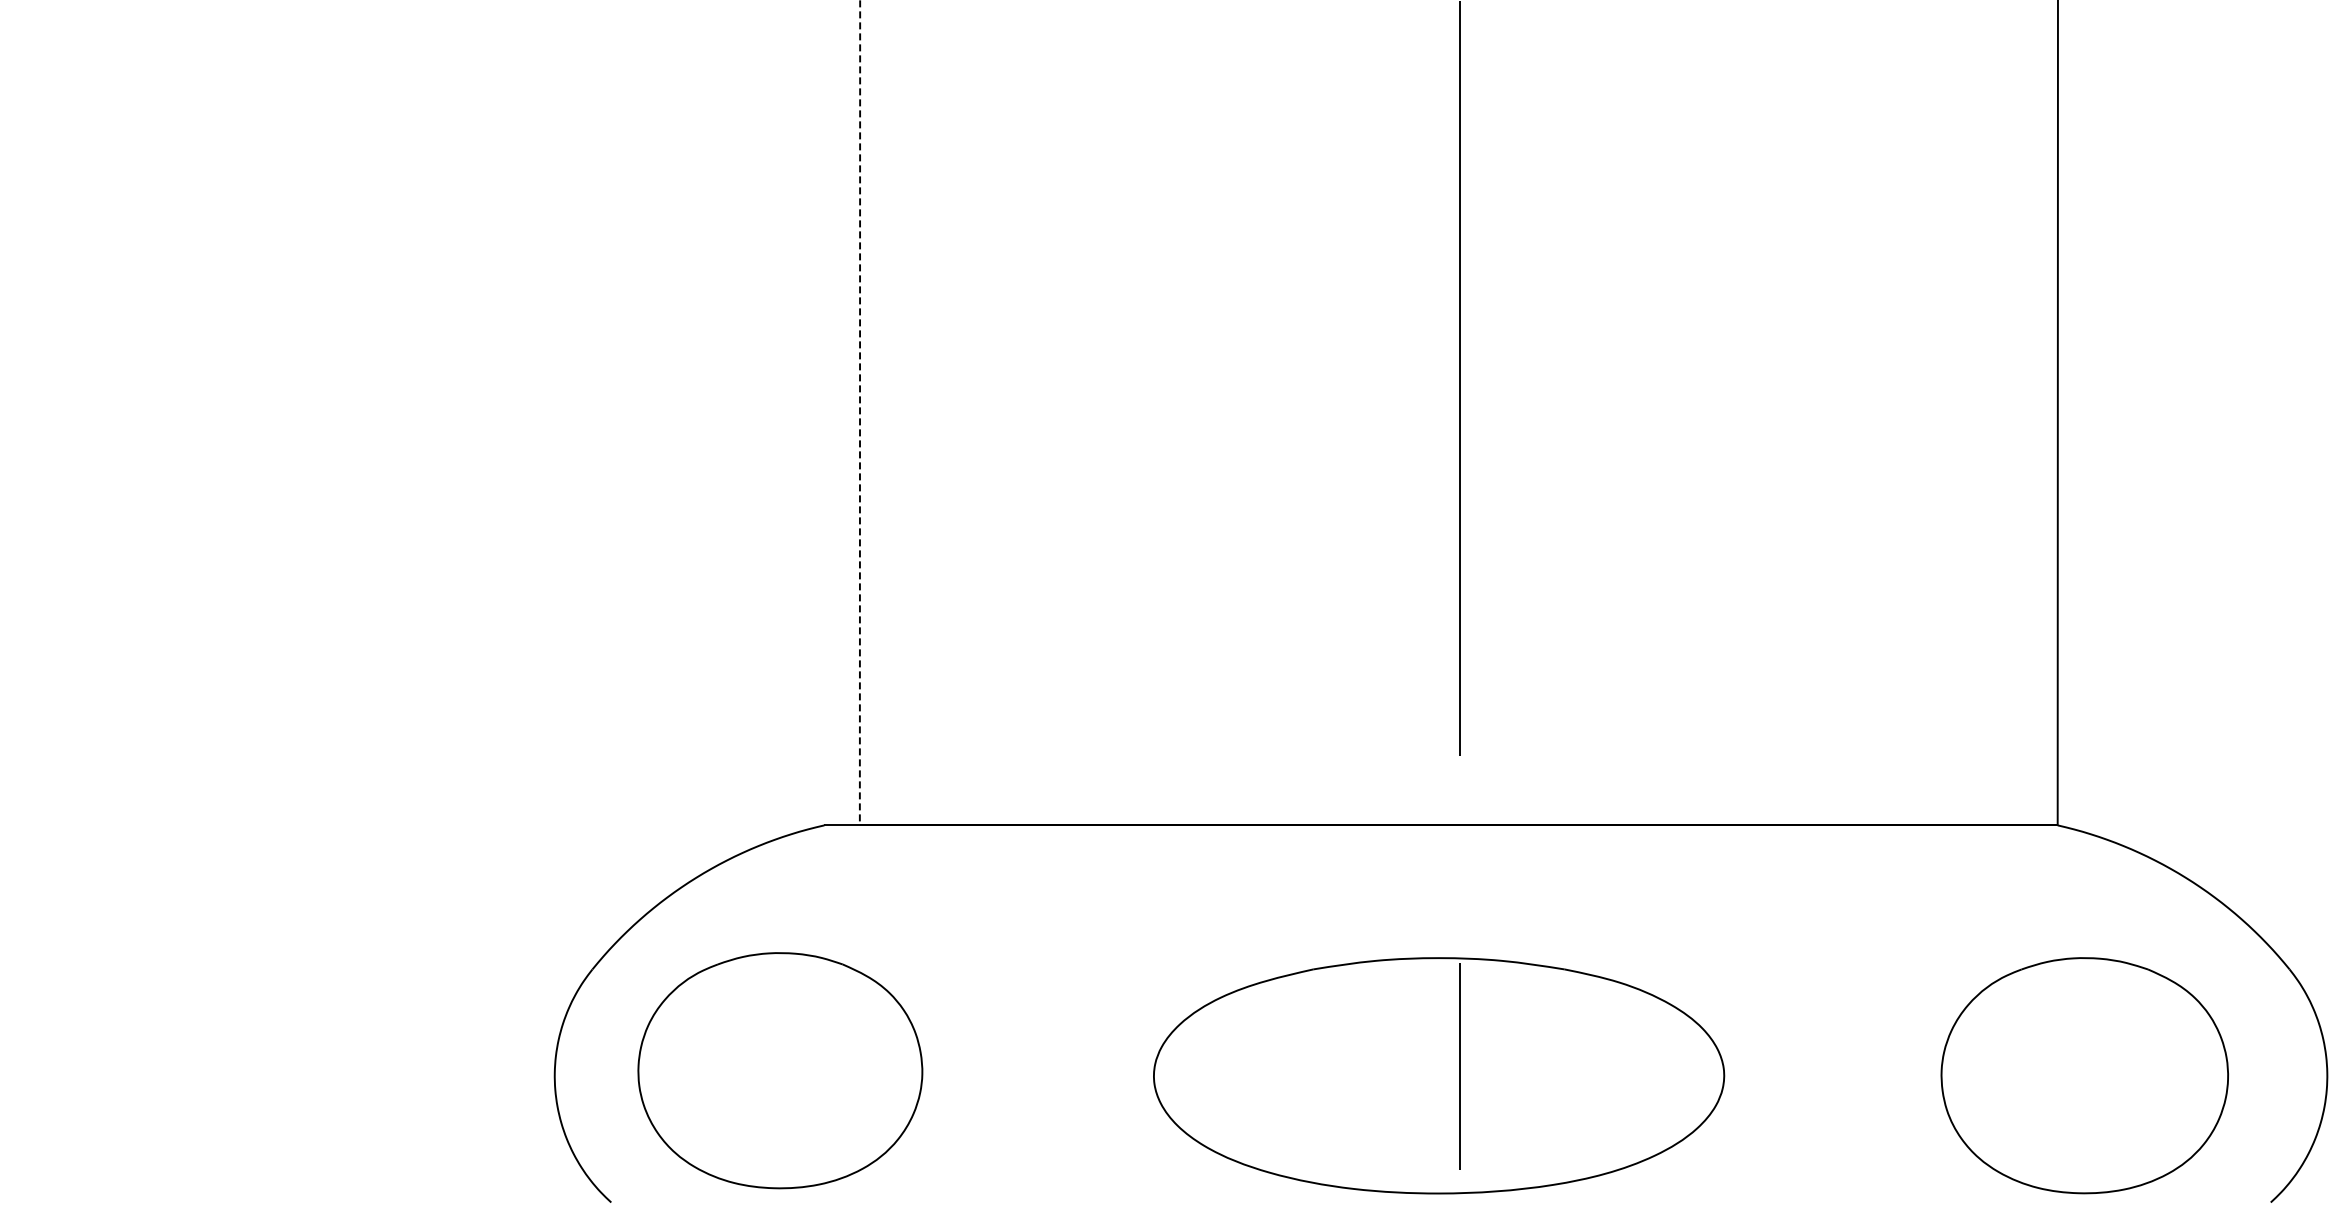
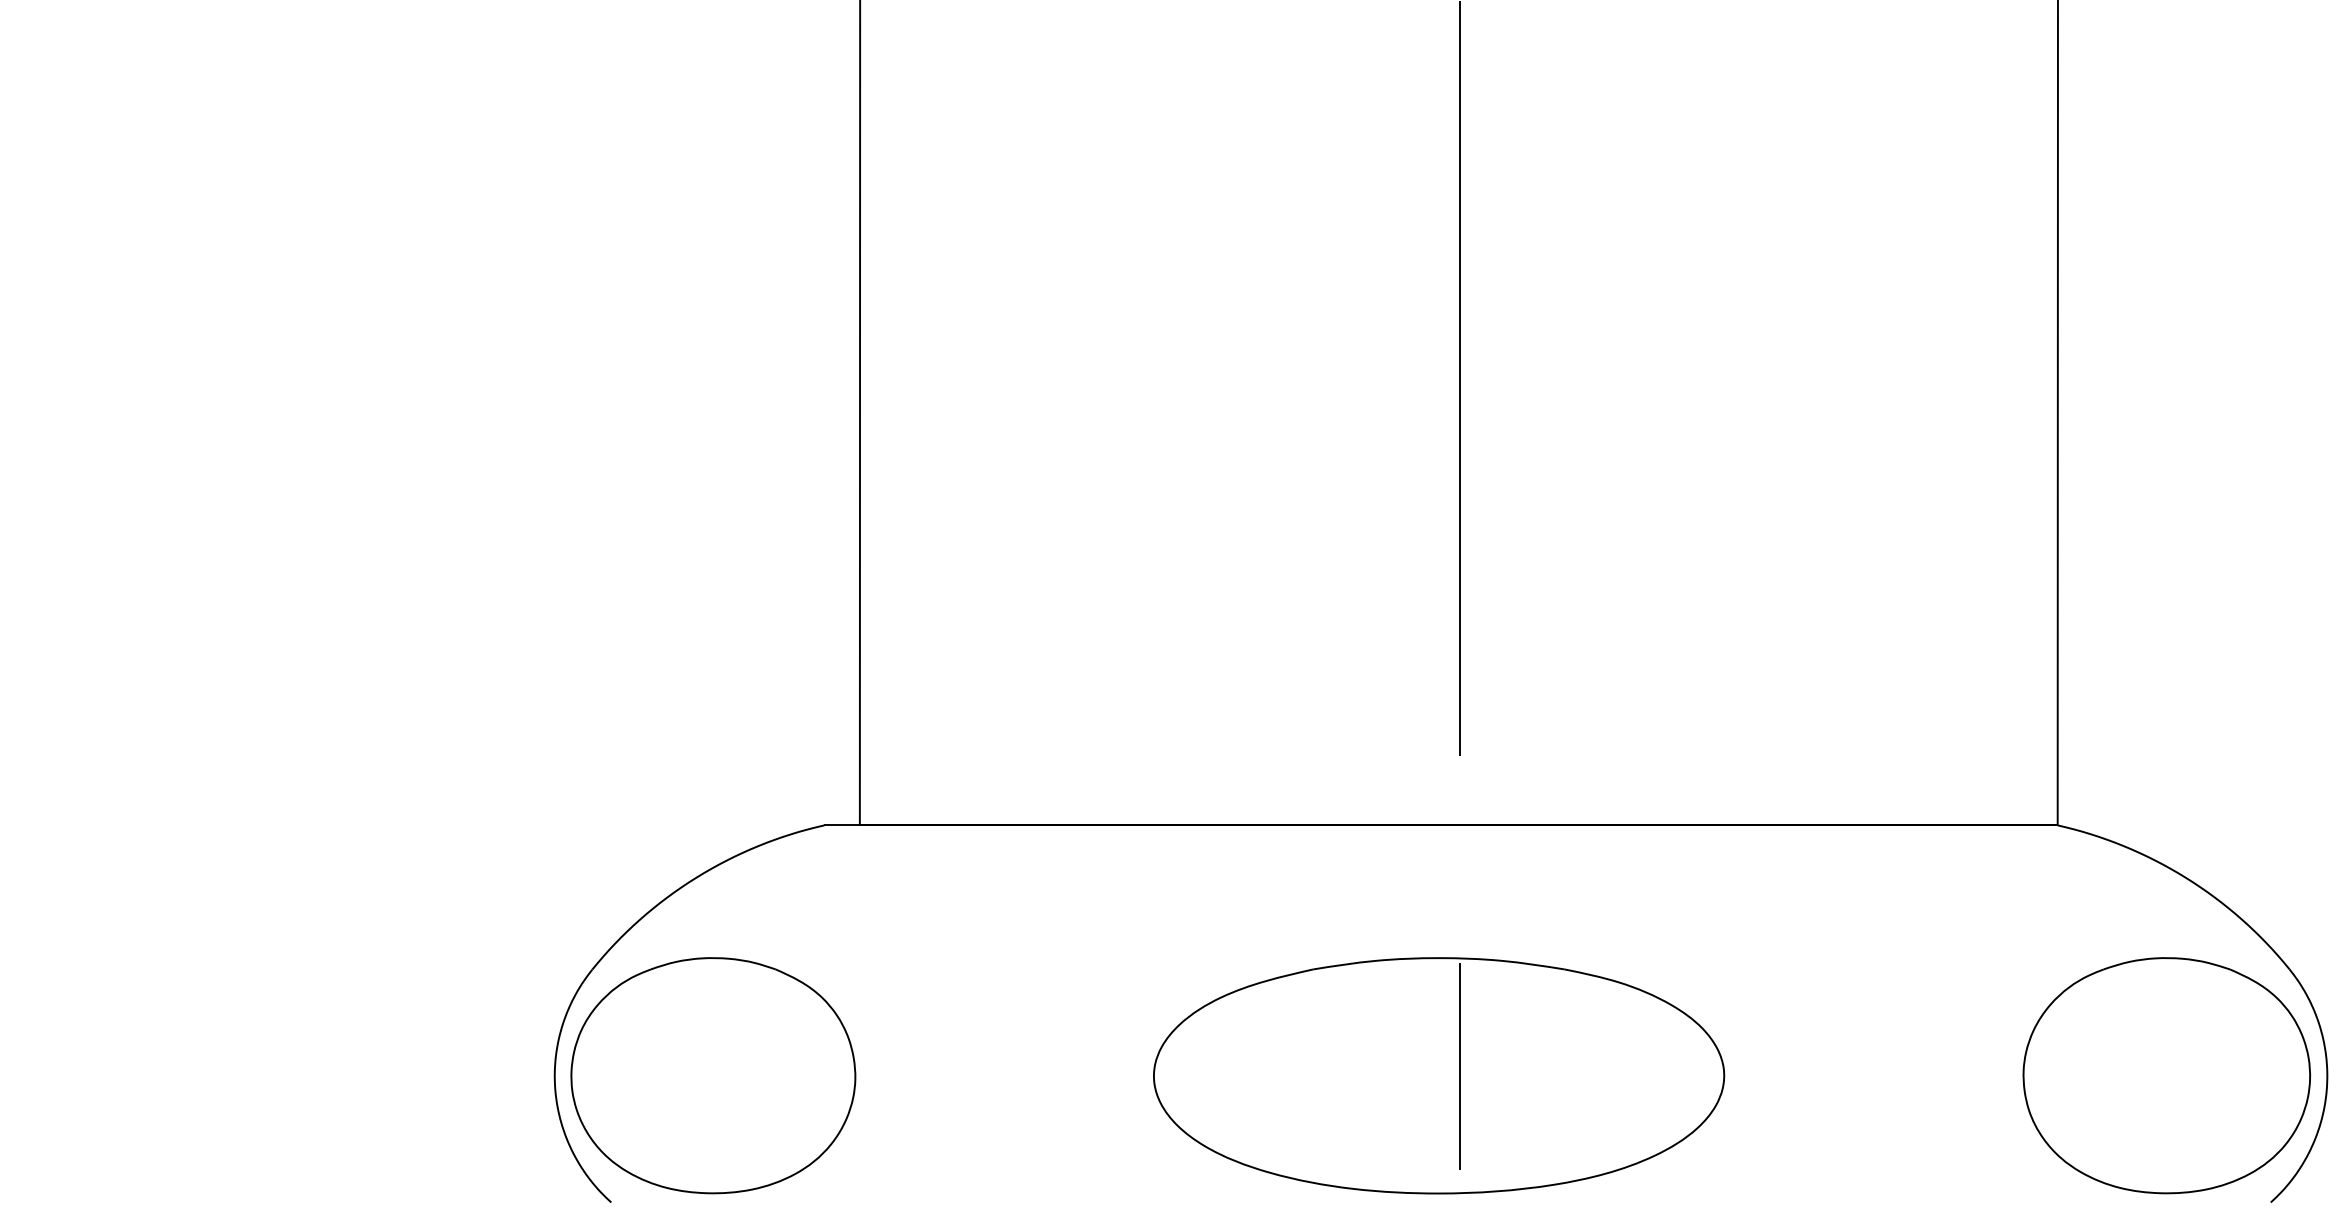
line: dashed -> solid (860, 413)
part position: (780, 1070) -> (713, 1075) (713, 1075)
part position: (2084, 1075) -> (2166, 1075) (2166, 1075)
